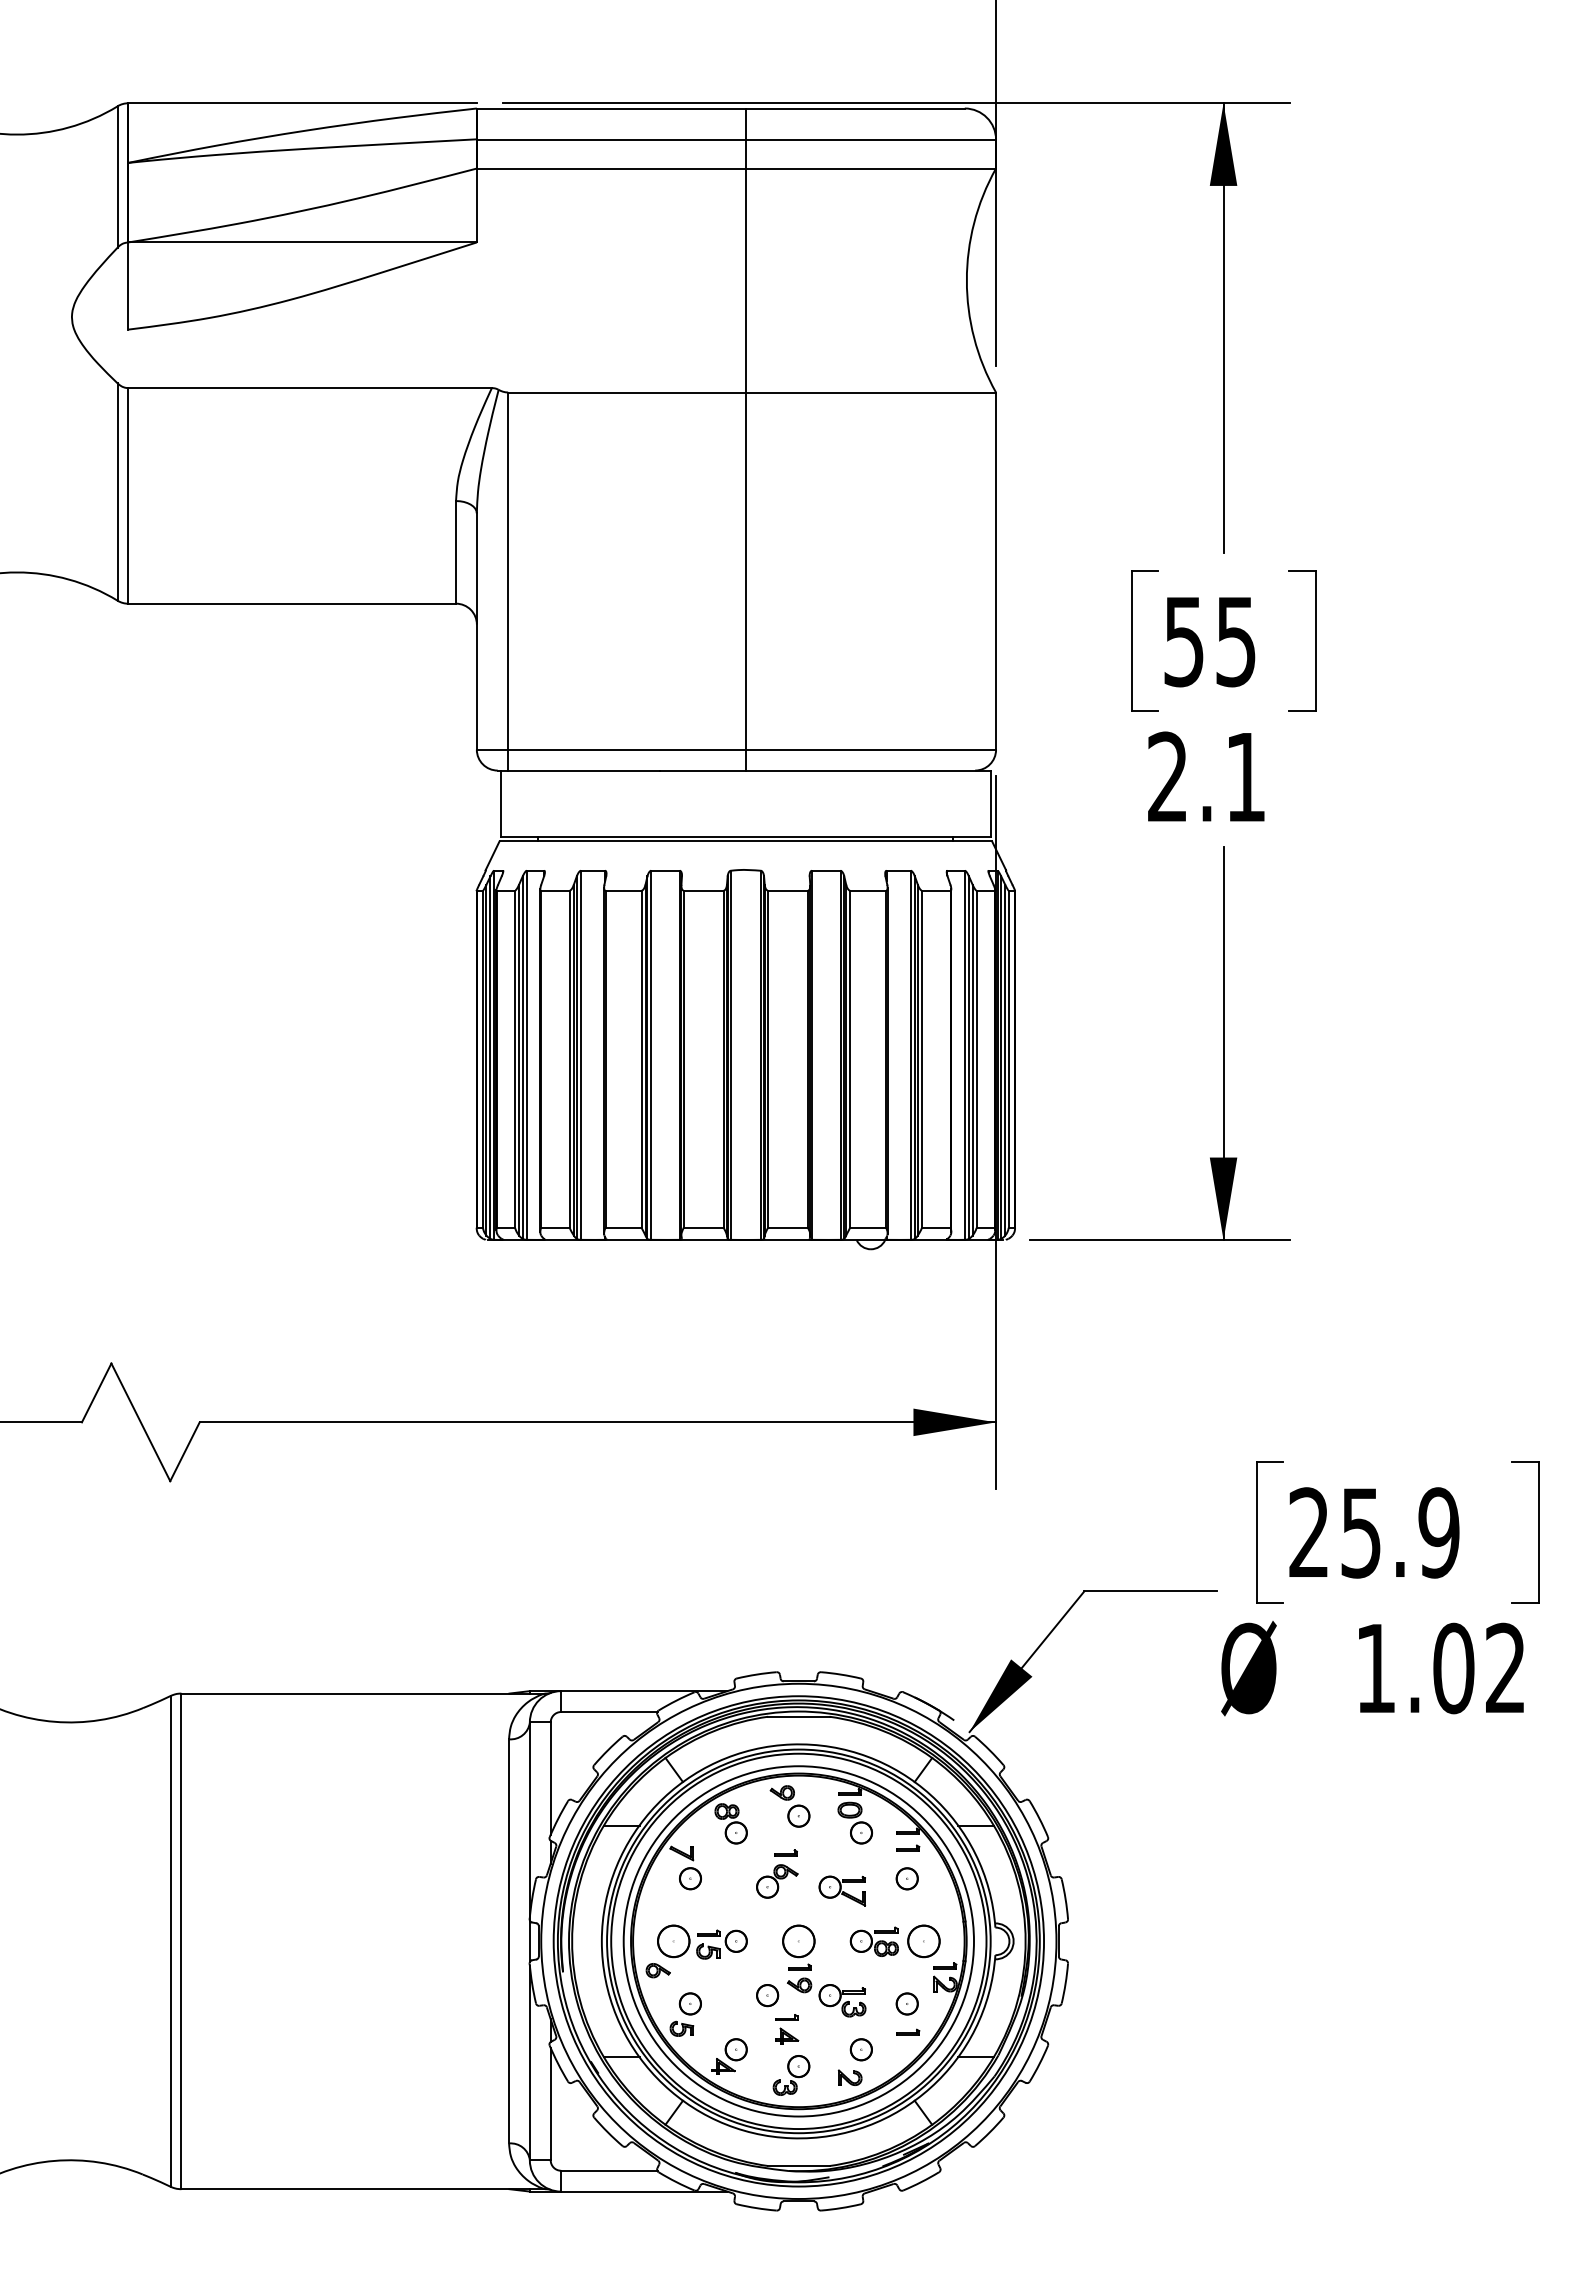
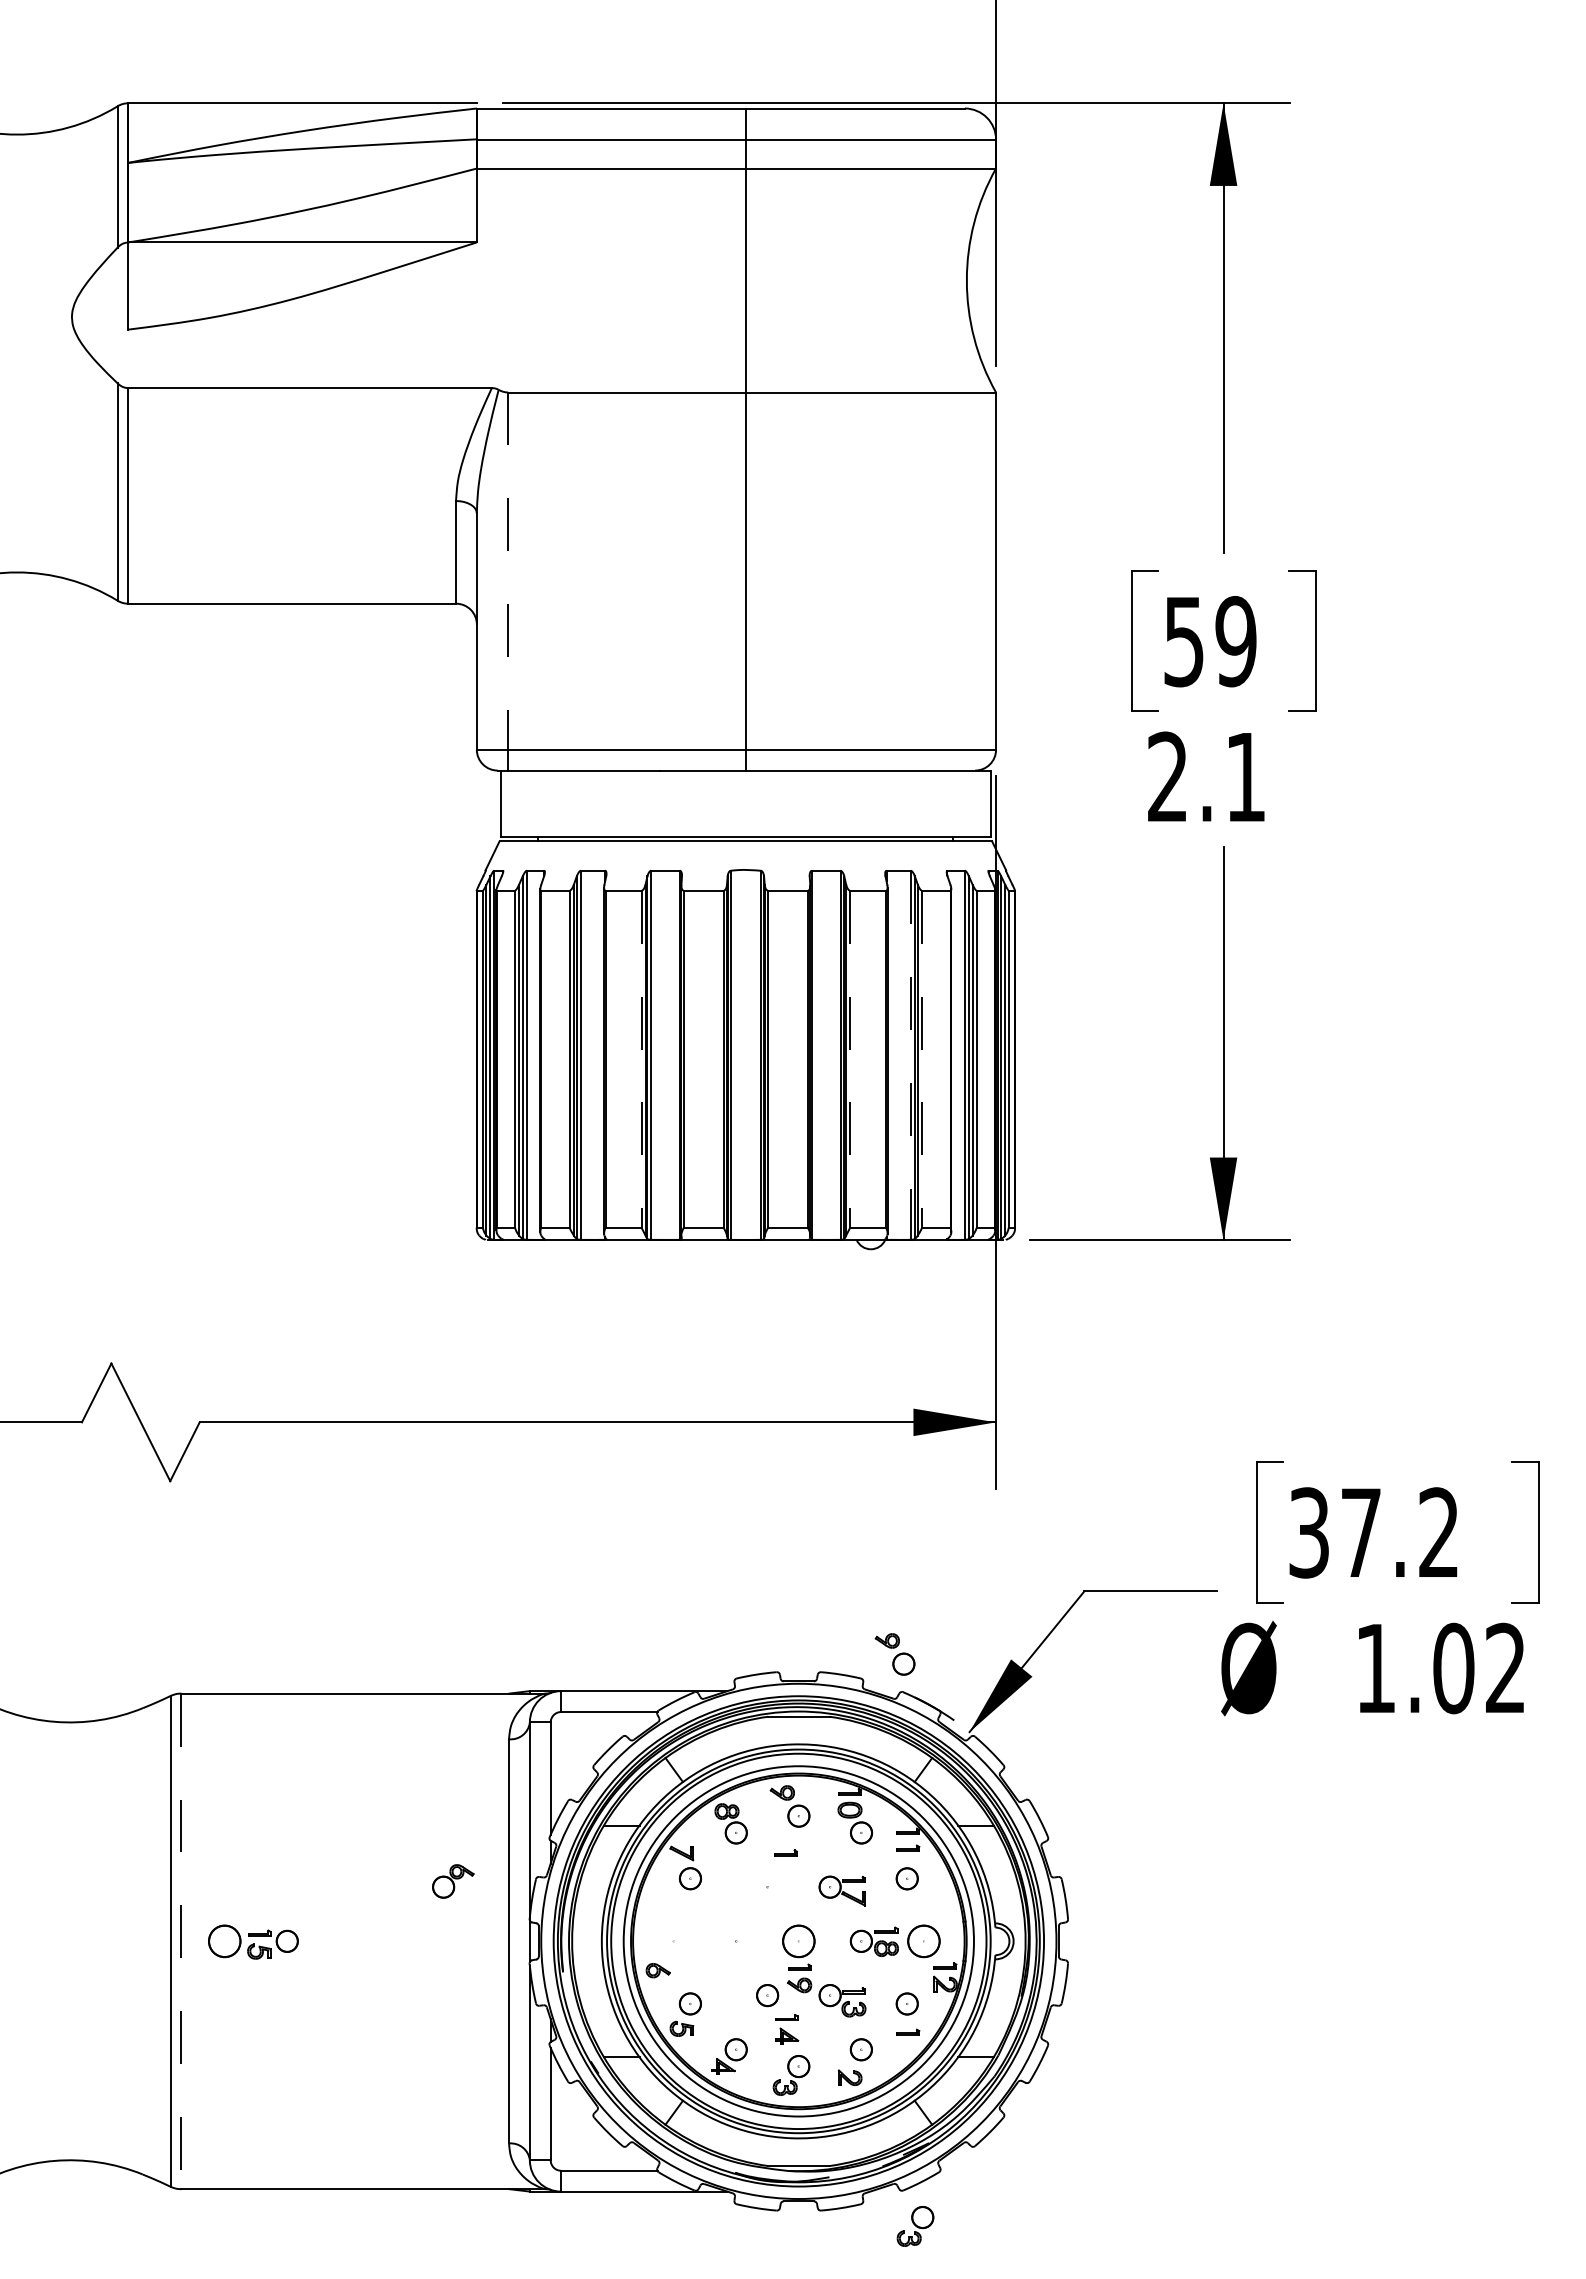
line: solid -> dashed (508, 571)
text: 55 -> 59 (1235, 641)
line: solid -> dashed (910, 1055)
line: solid -> dashed (641, 1059)
line: solid -> dashed (850, 1059)
line: solid -> dashed (922, 1059)
text: 25.9 -> 37.2 (1374, 1532)
part: none -> present (894, 1654)
part position: (777, 1881) -> (453, 1881) (453, 1881)
line: solid -> dashed (181, 1941)
part position: (702, 1941) -> (253, 1941) (253, 1941)
part: none -> present (915, 2226)
